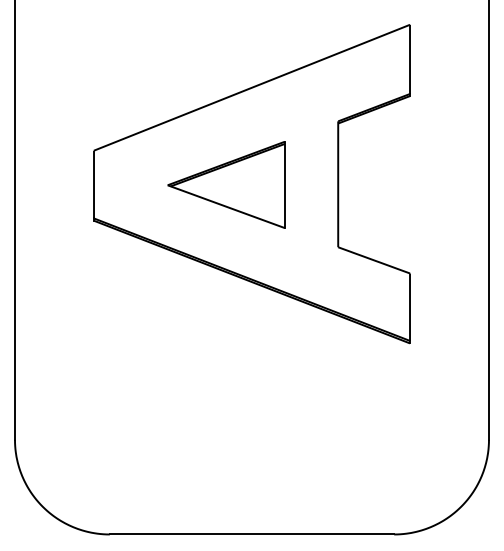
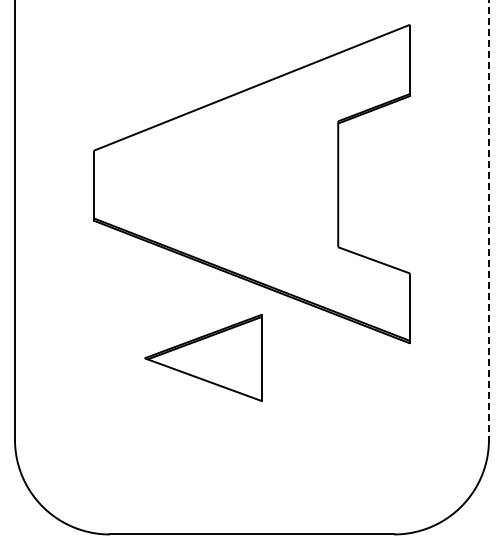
part position: (226, 184) -> (203, 357) (203, 357)
line: solid -> dashed (489, 220)
